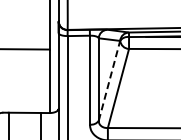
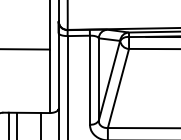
line: dashed -> solid (109, 81)
line: none -> present (17, 124)
